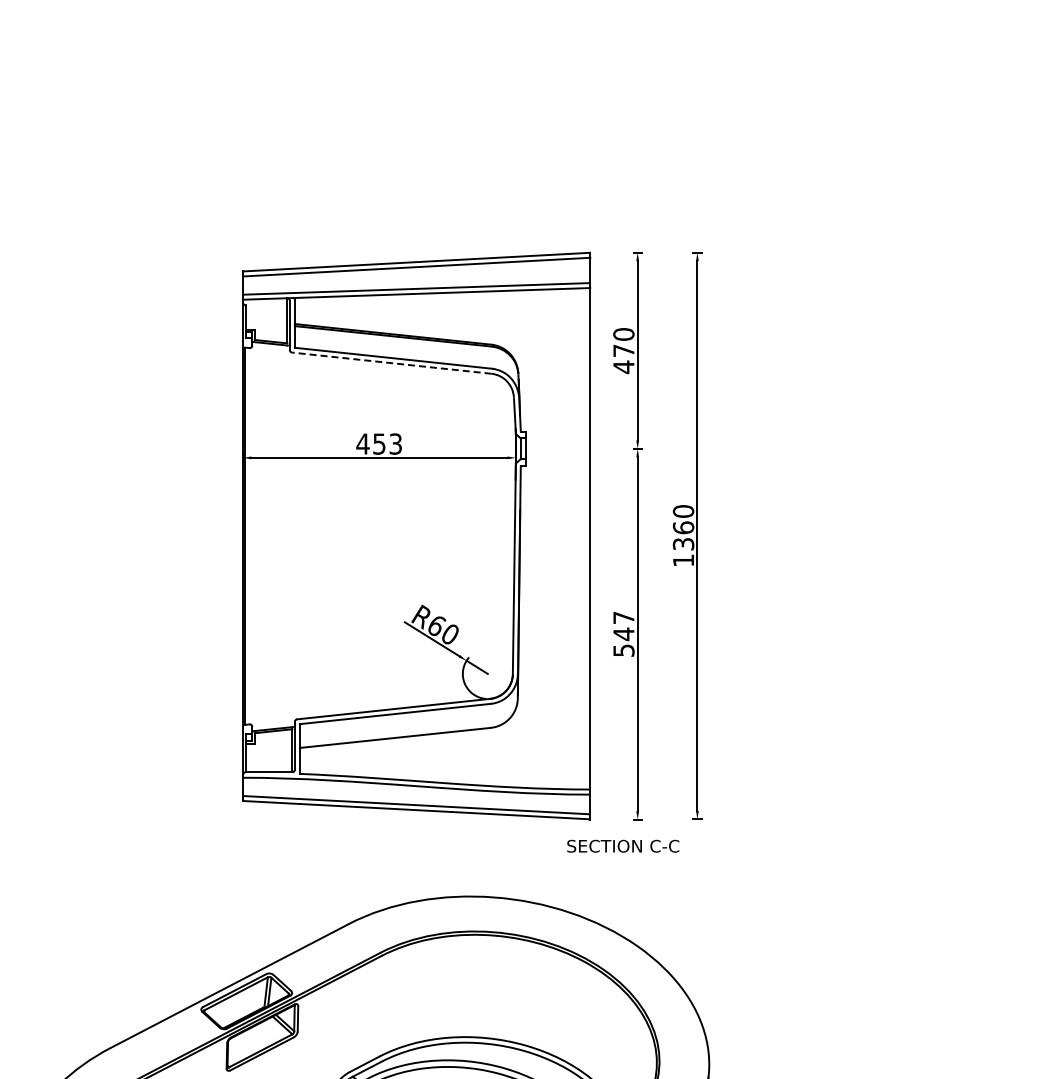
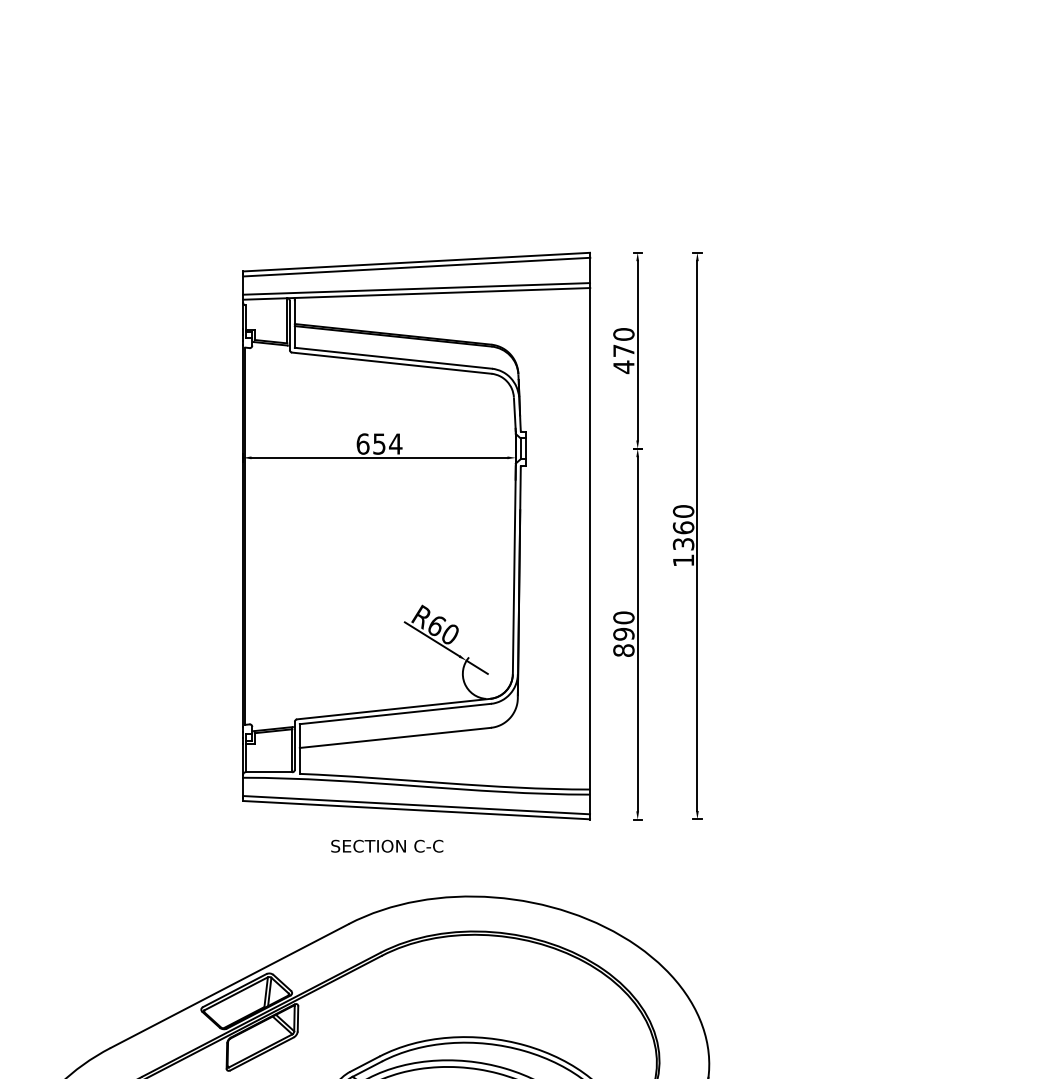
line: dashed -> solid (391, 363)
text: 453 -> 654 (379, 443)
text: 547 -> 890 (623, 633)
text position: (623, 845) -> (387, 845) (387, 845)
